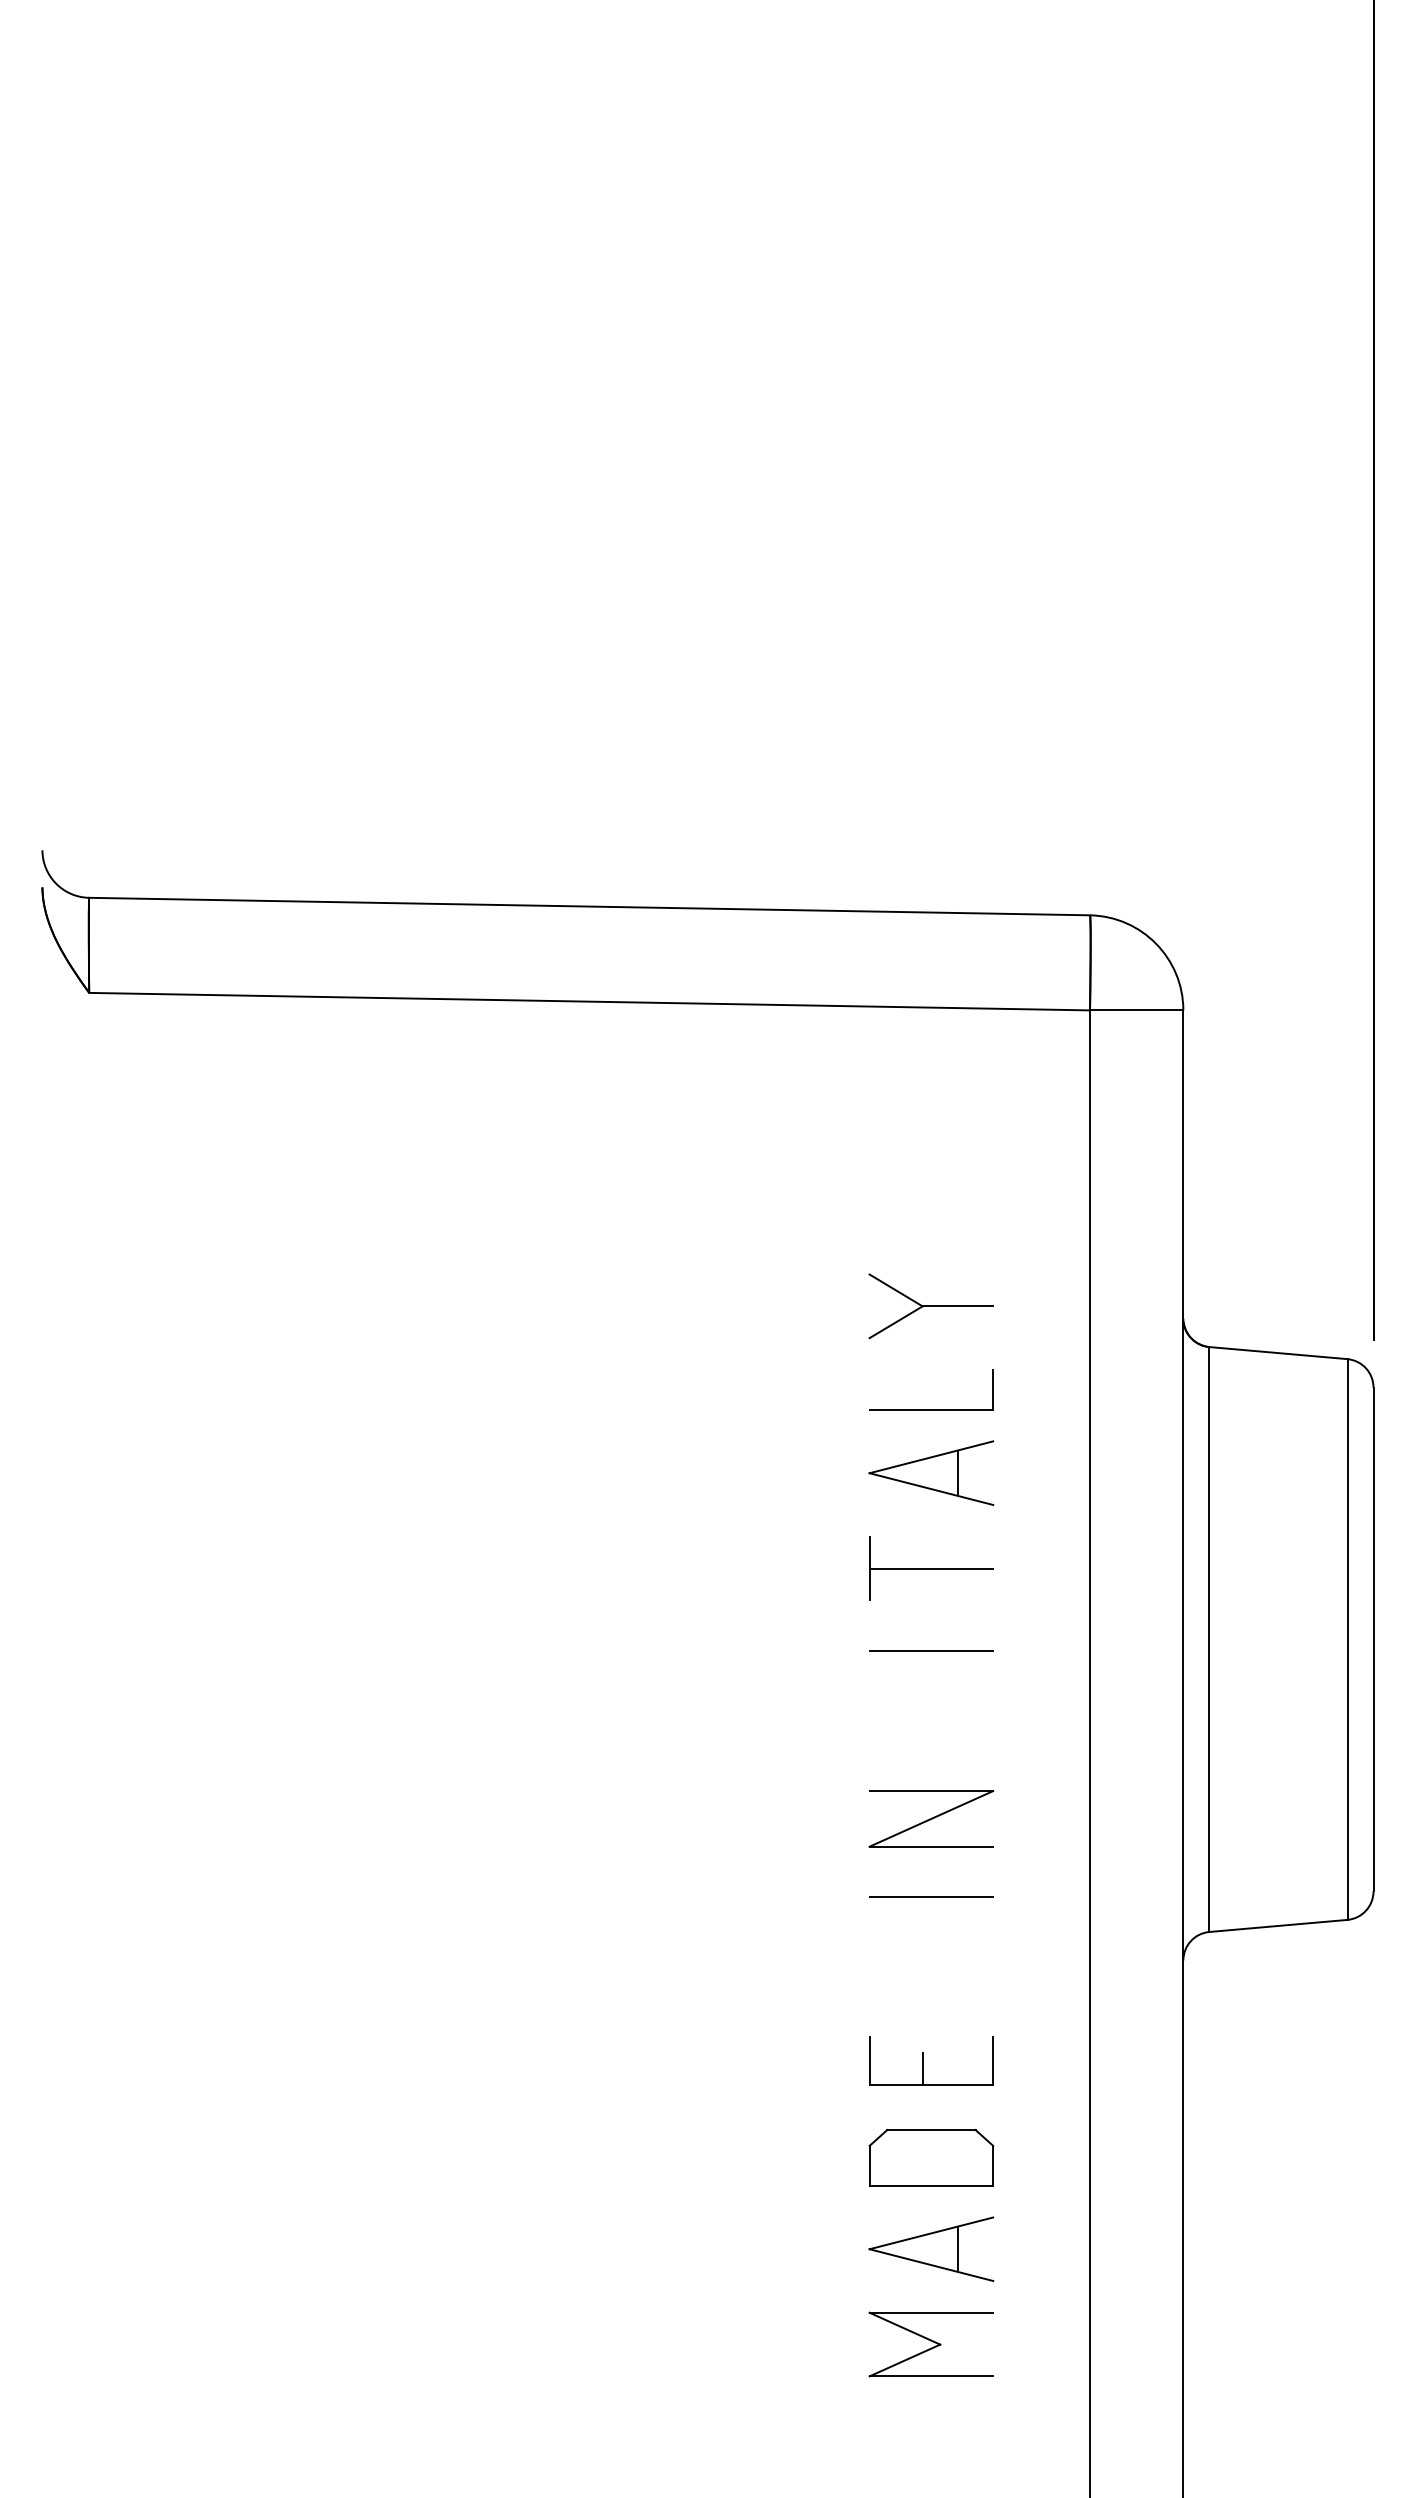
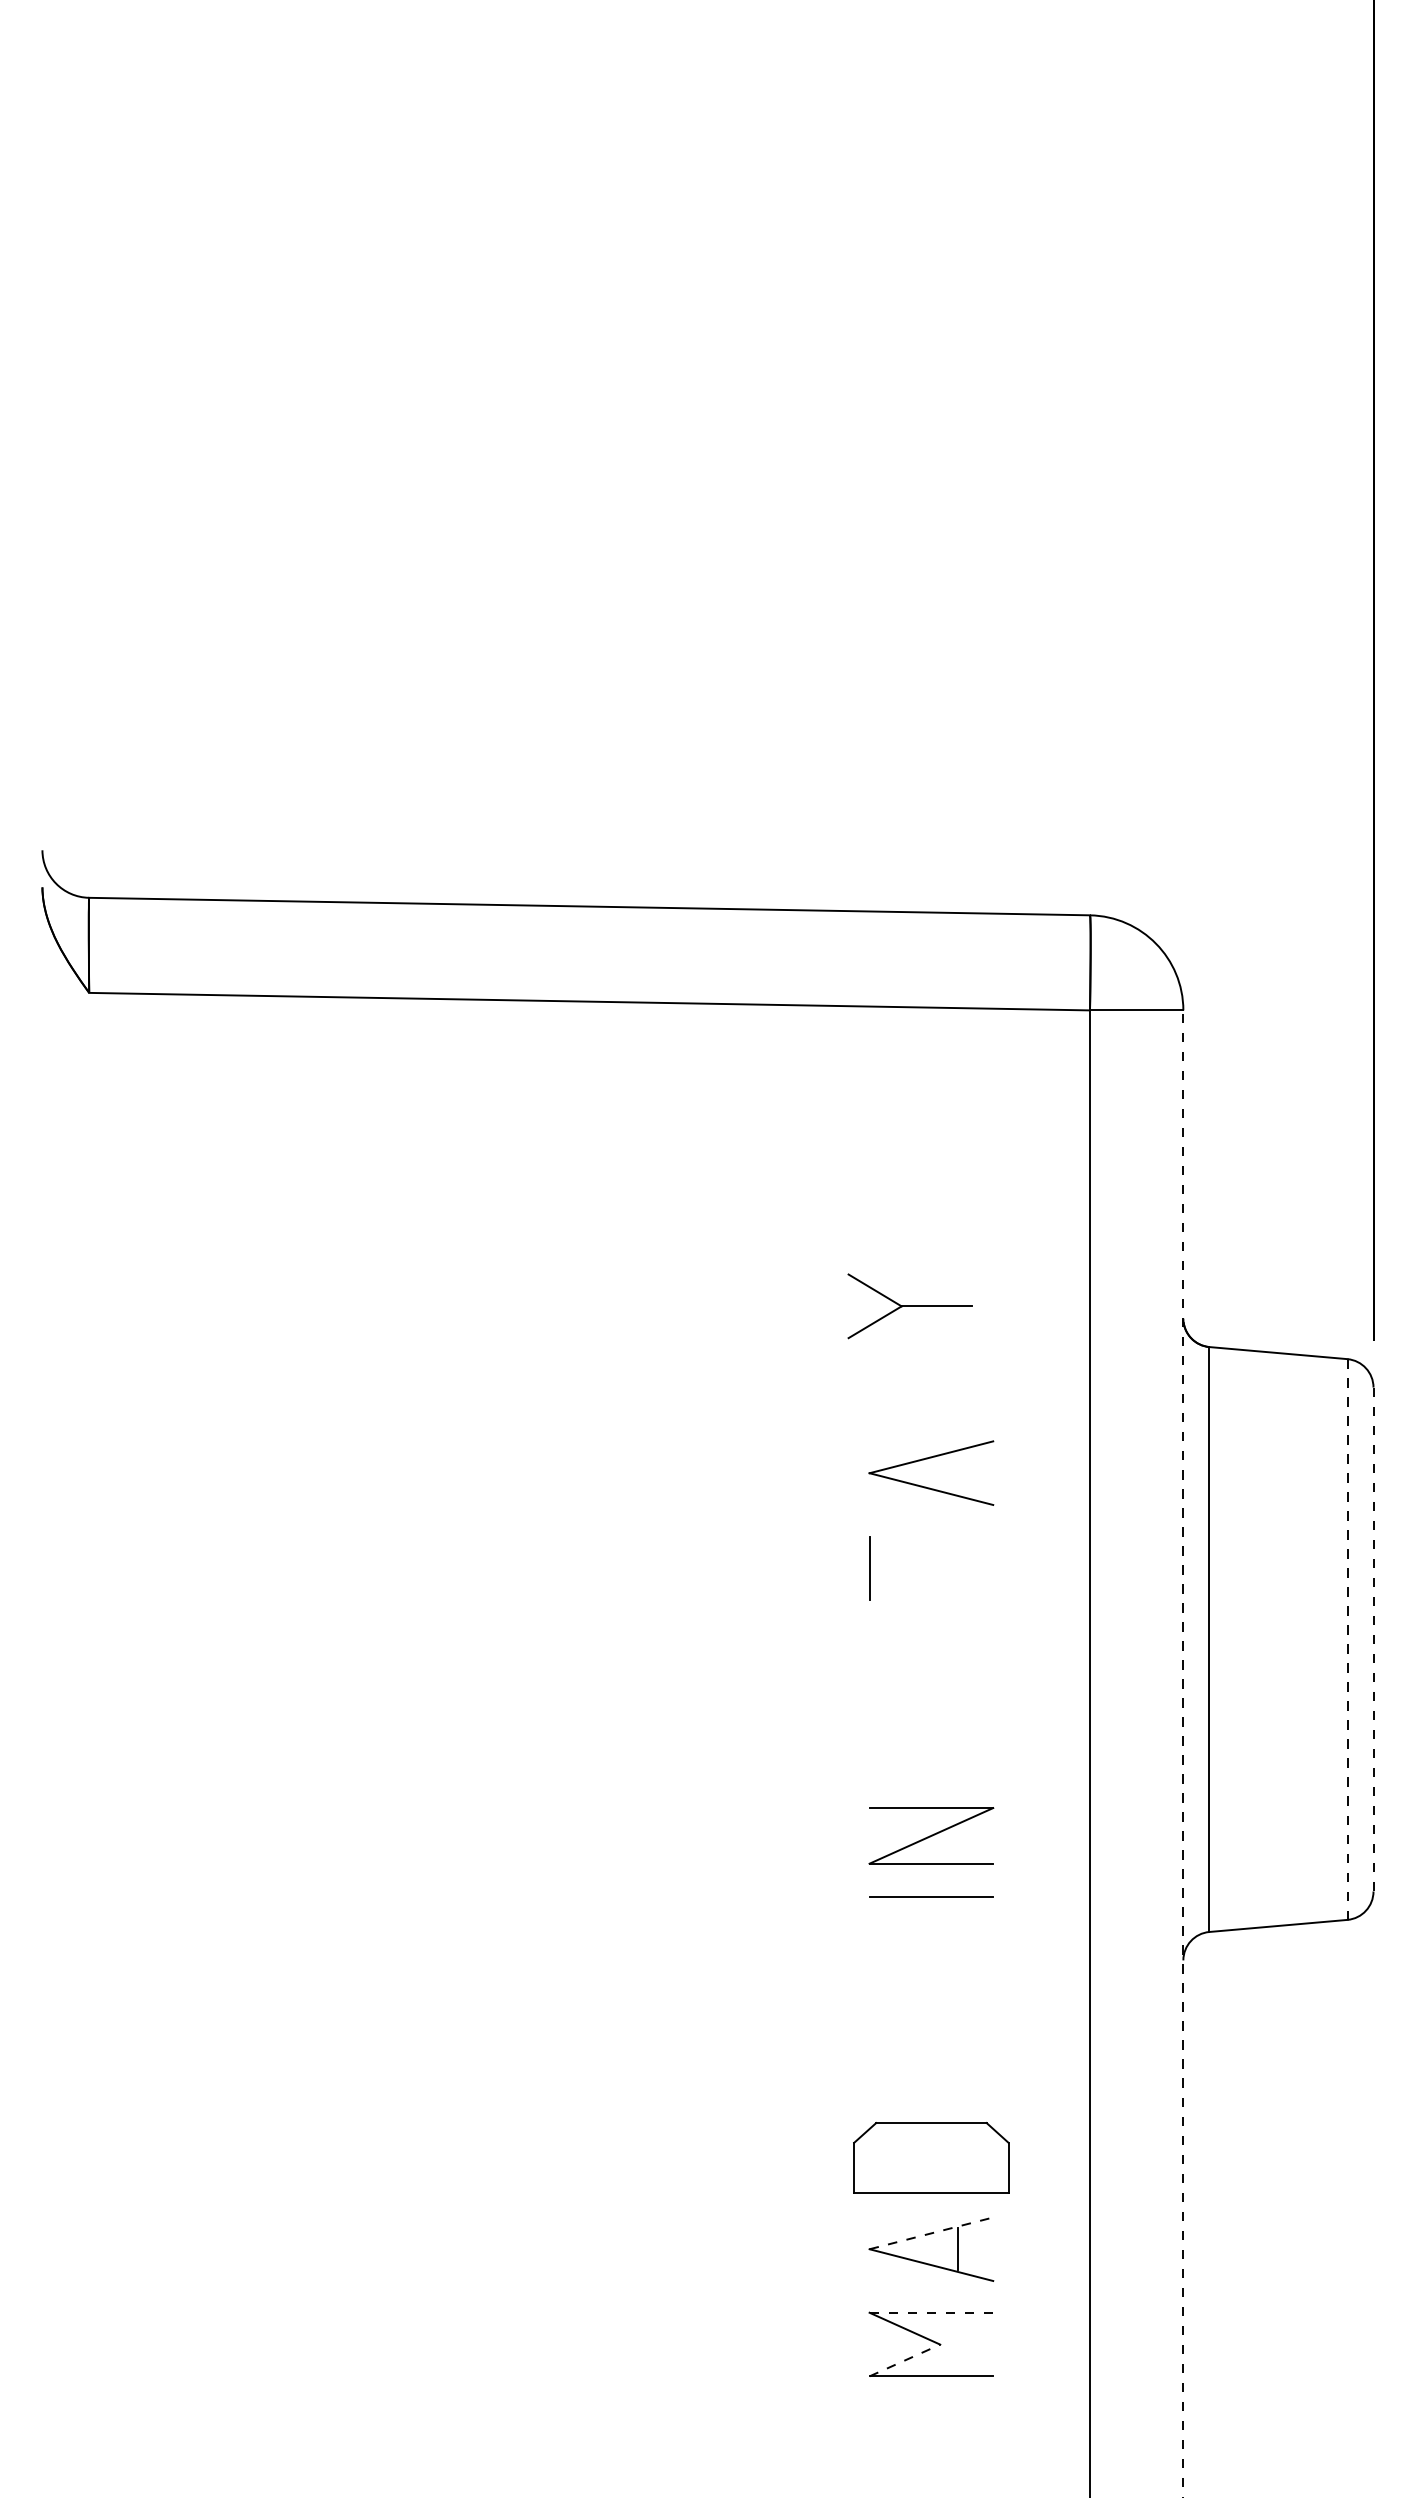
part position: (930, 1306) -> (909, 1306) (909, 1306)
part: present -> none (931, 1409)
line: present -> none (957, 1473)
line: present -> none (931, 1568)
line: solid -> dashed (1373, 1639)
line: solid -> dashed (1347, 1640)
line: present -> none (931, 1650)
line: solid -> dashed (1183, 1753)
part position: (931, 1818) -> (931, 1835) (931, 1835)
part: present -> none (923, 2060)
part size: 127x58 px -> 157x72 px (931, 2157)
line: solid -> dashed (931, 2233)
line: solid -> dashed (931, 2312)
line: solid -> dashed (904, 2360)
